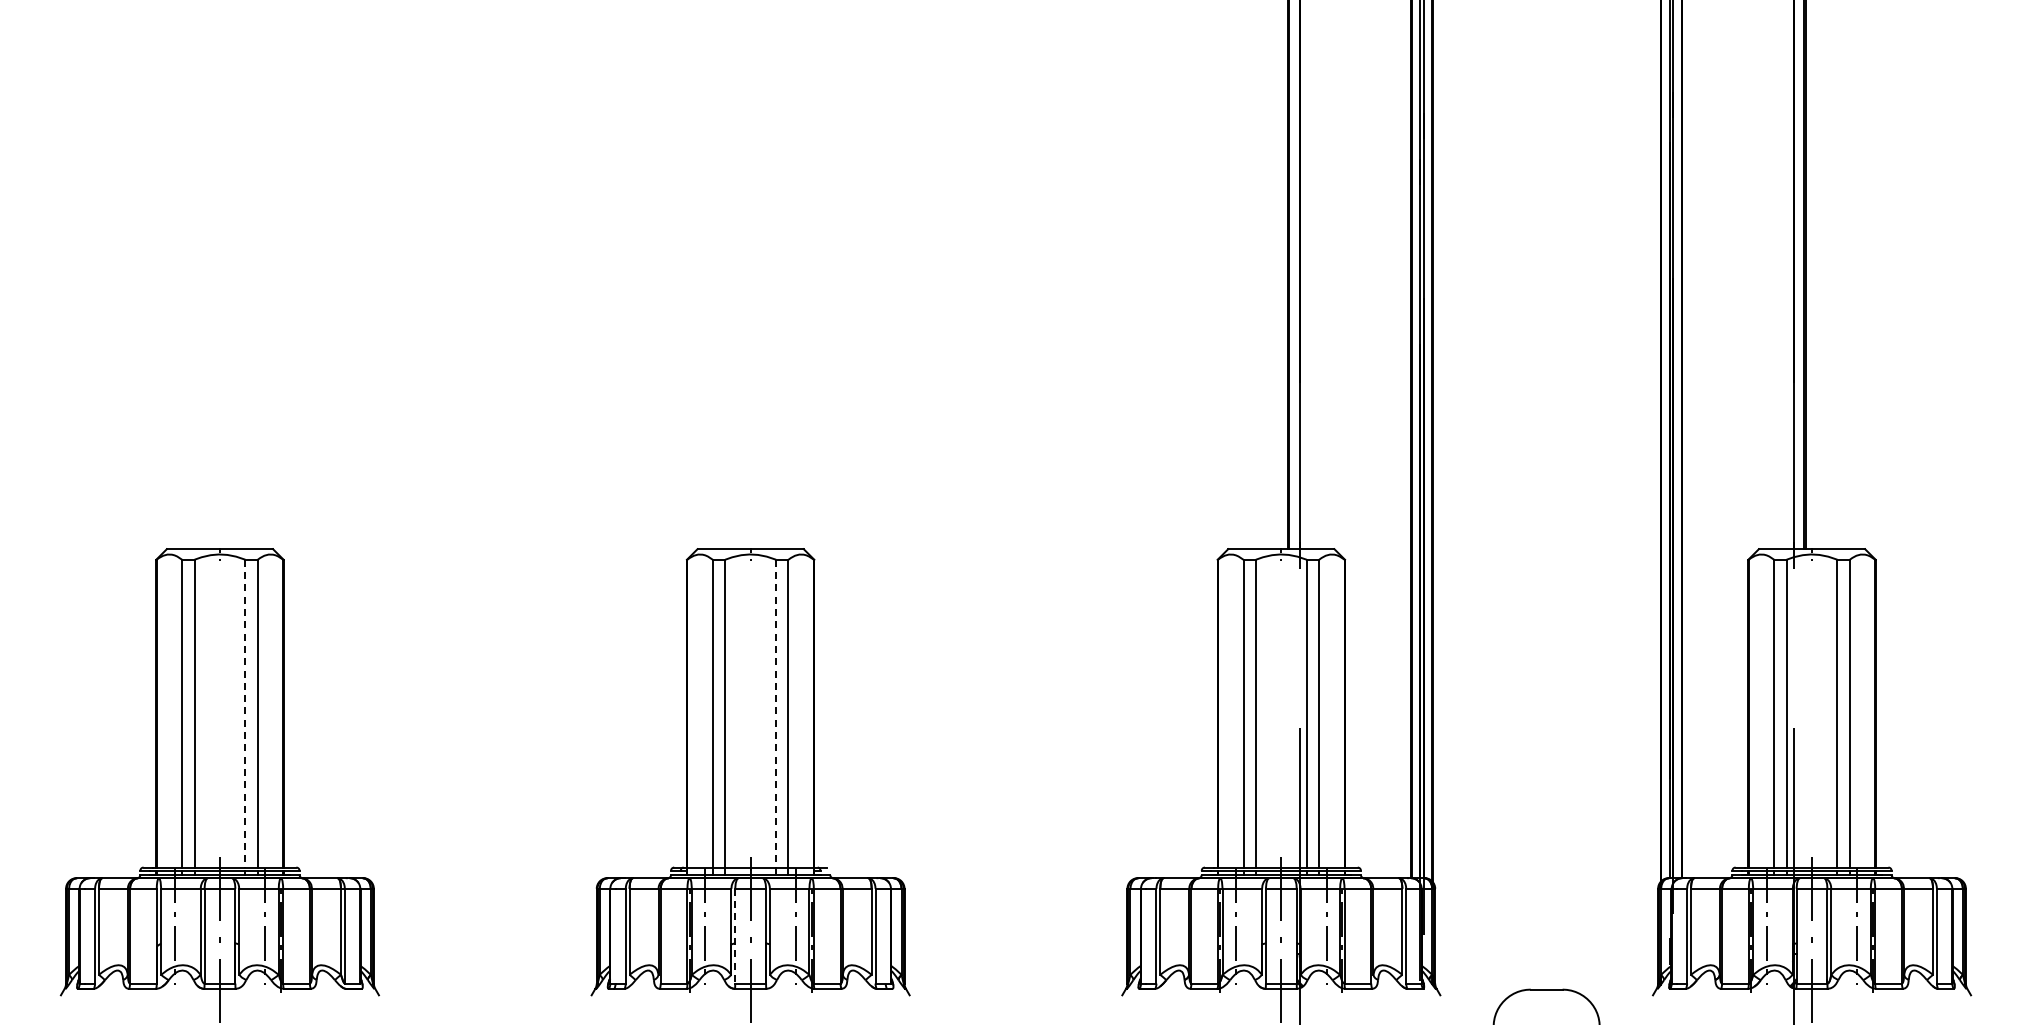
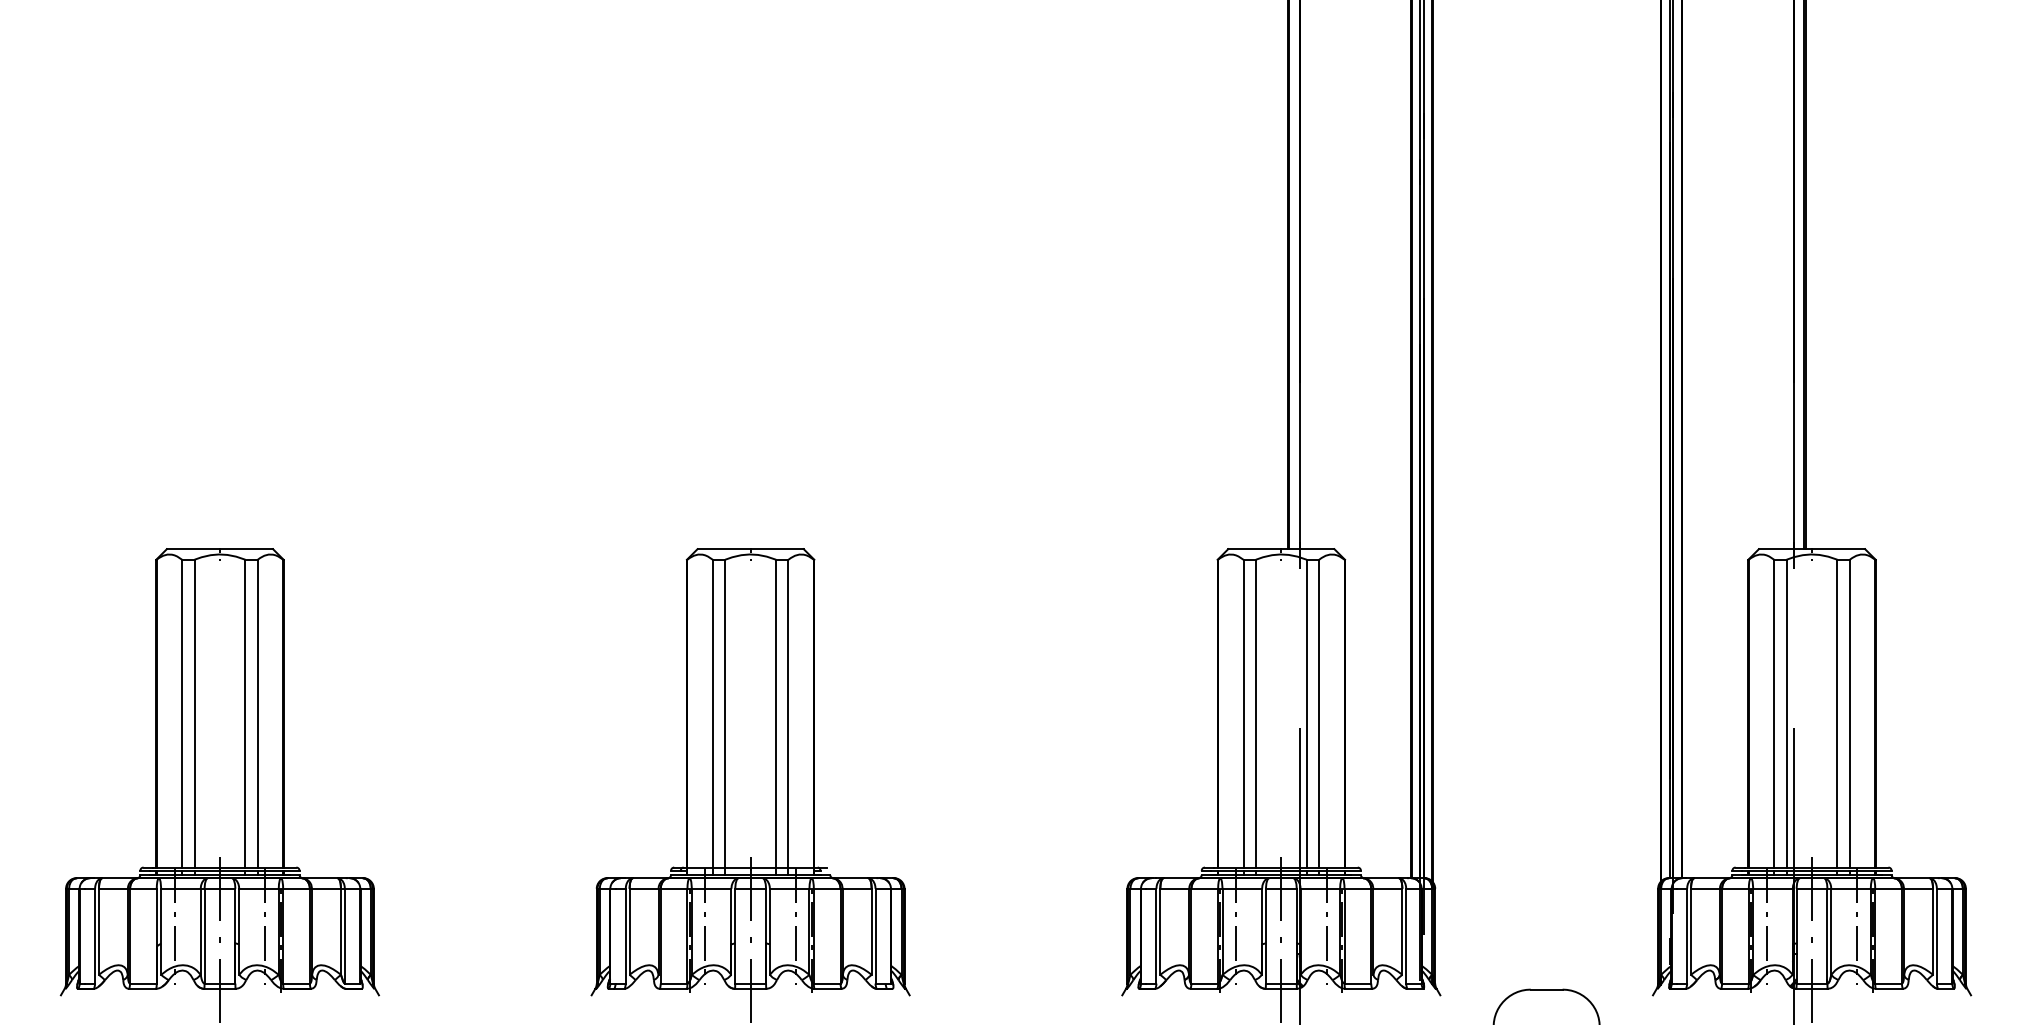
line: dashed -> solid (245, 713)
line: dashed -> solid (776, 717)
line: dashed -> solid (735, 936)
